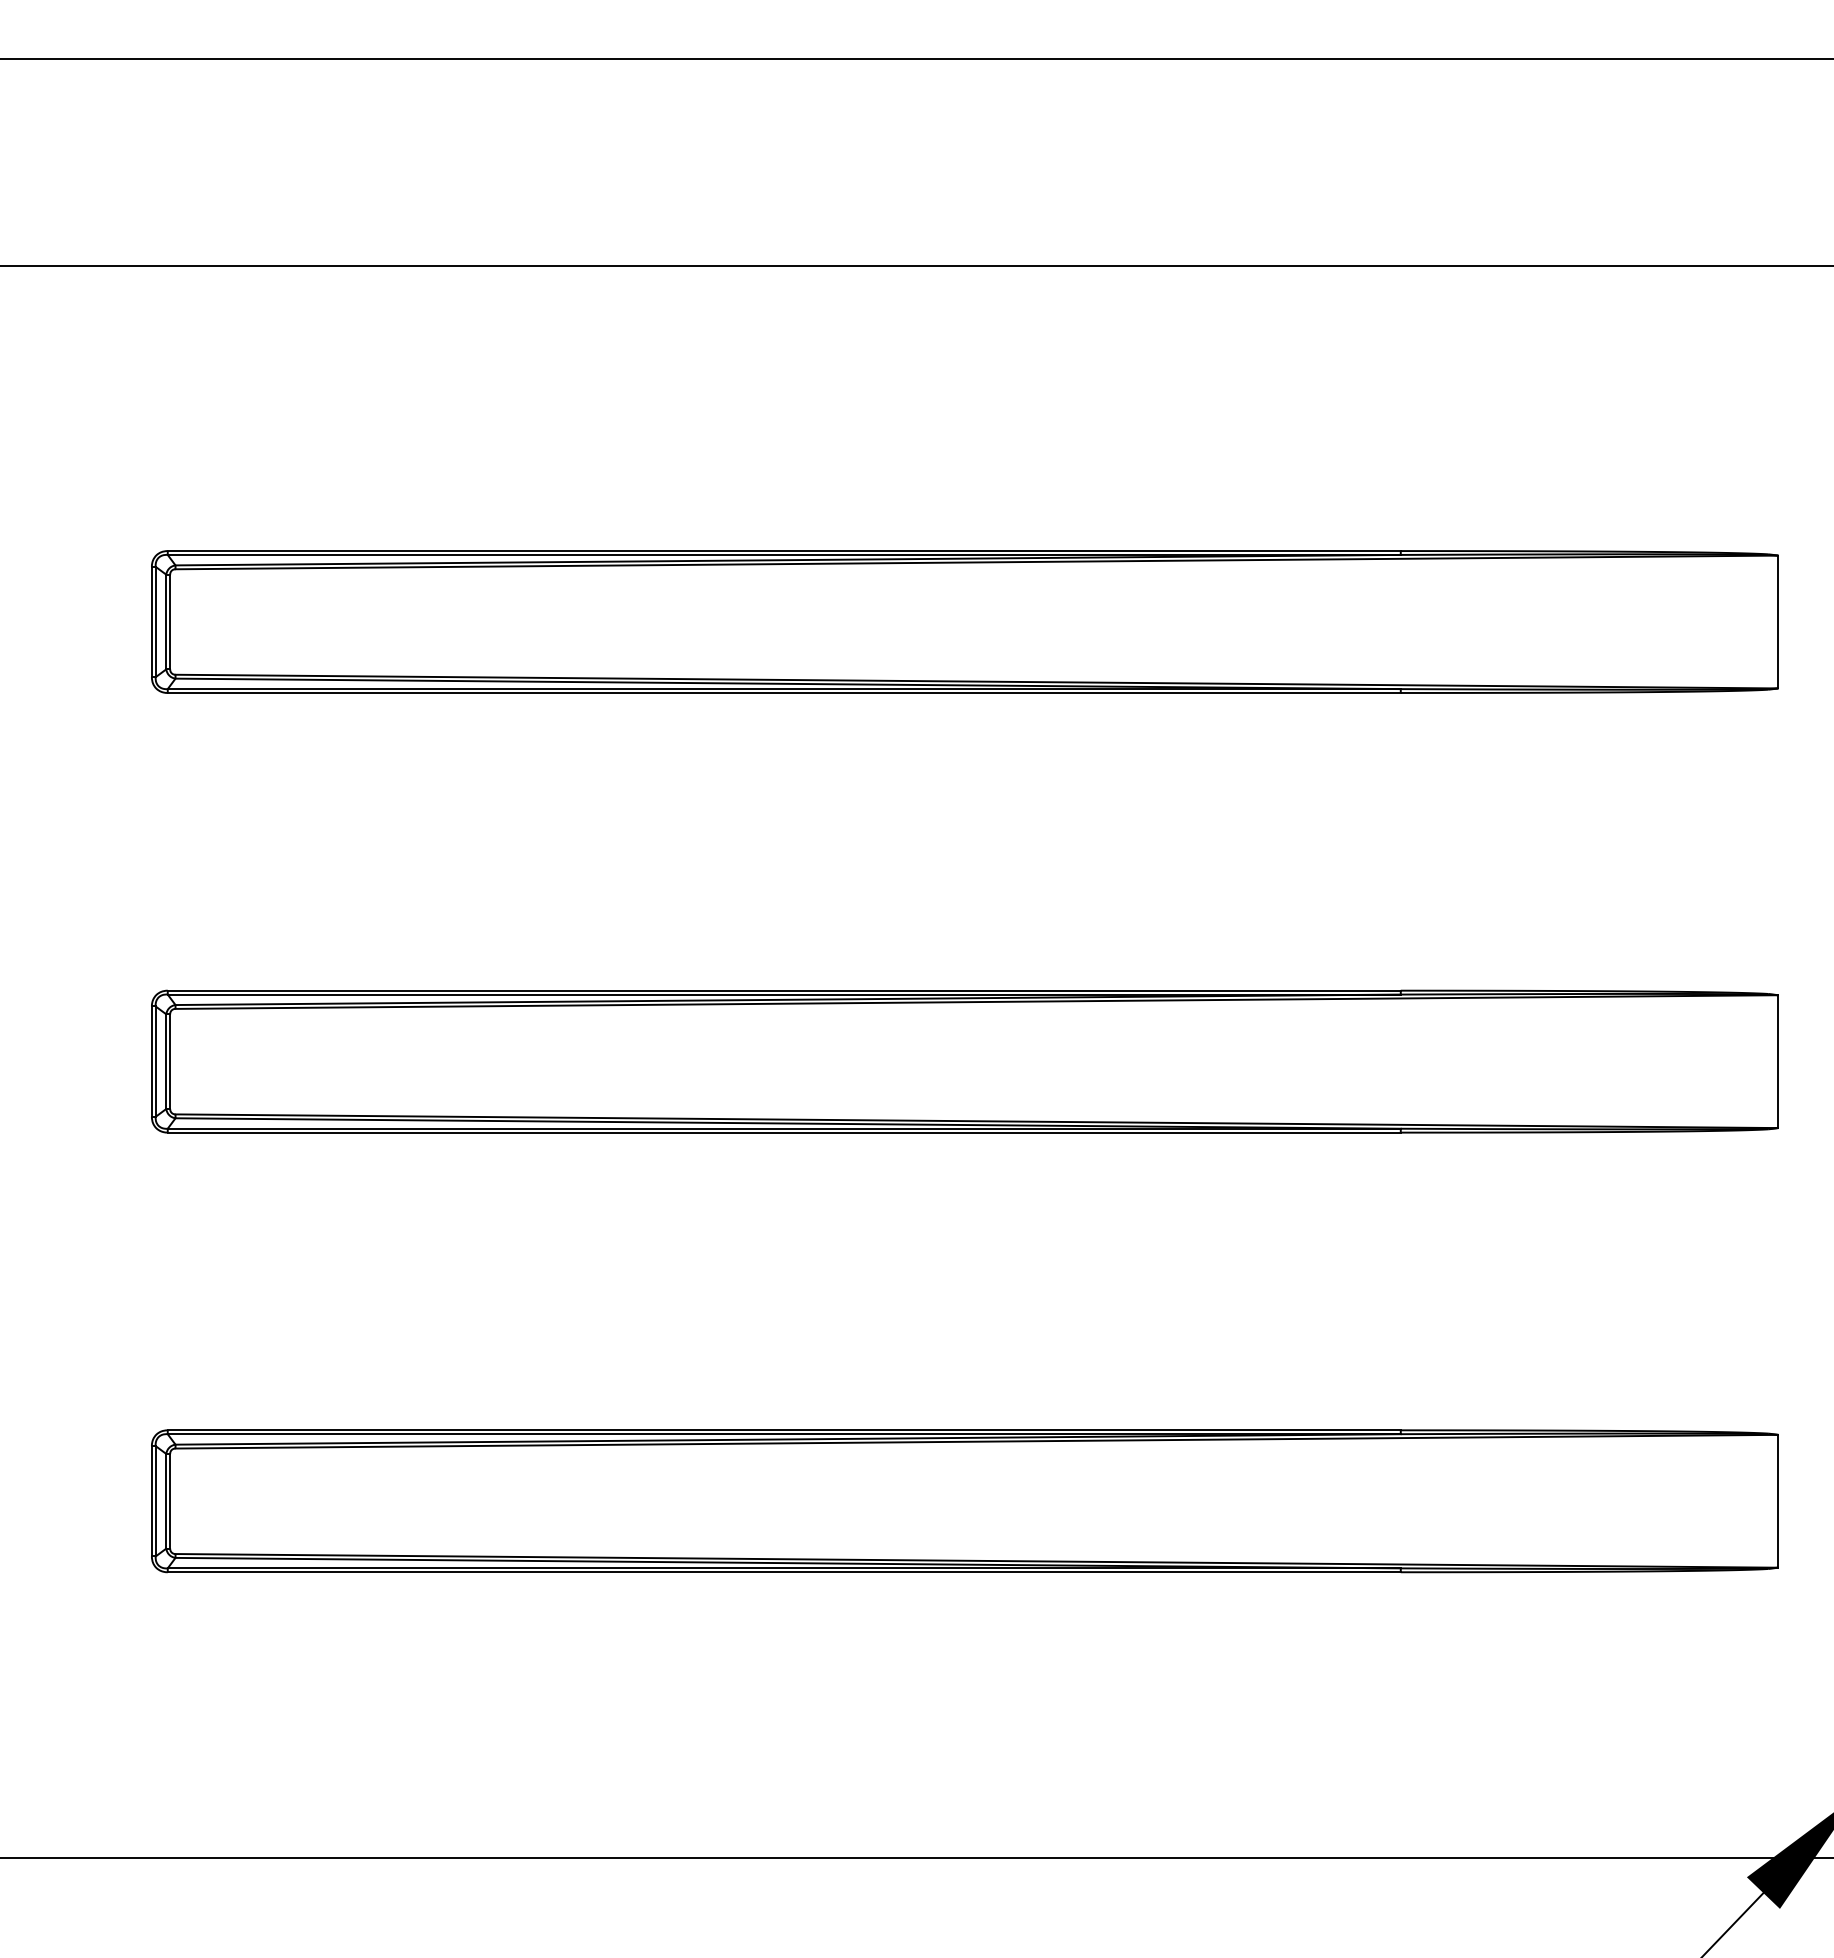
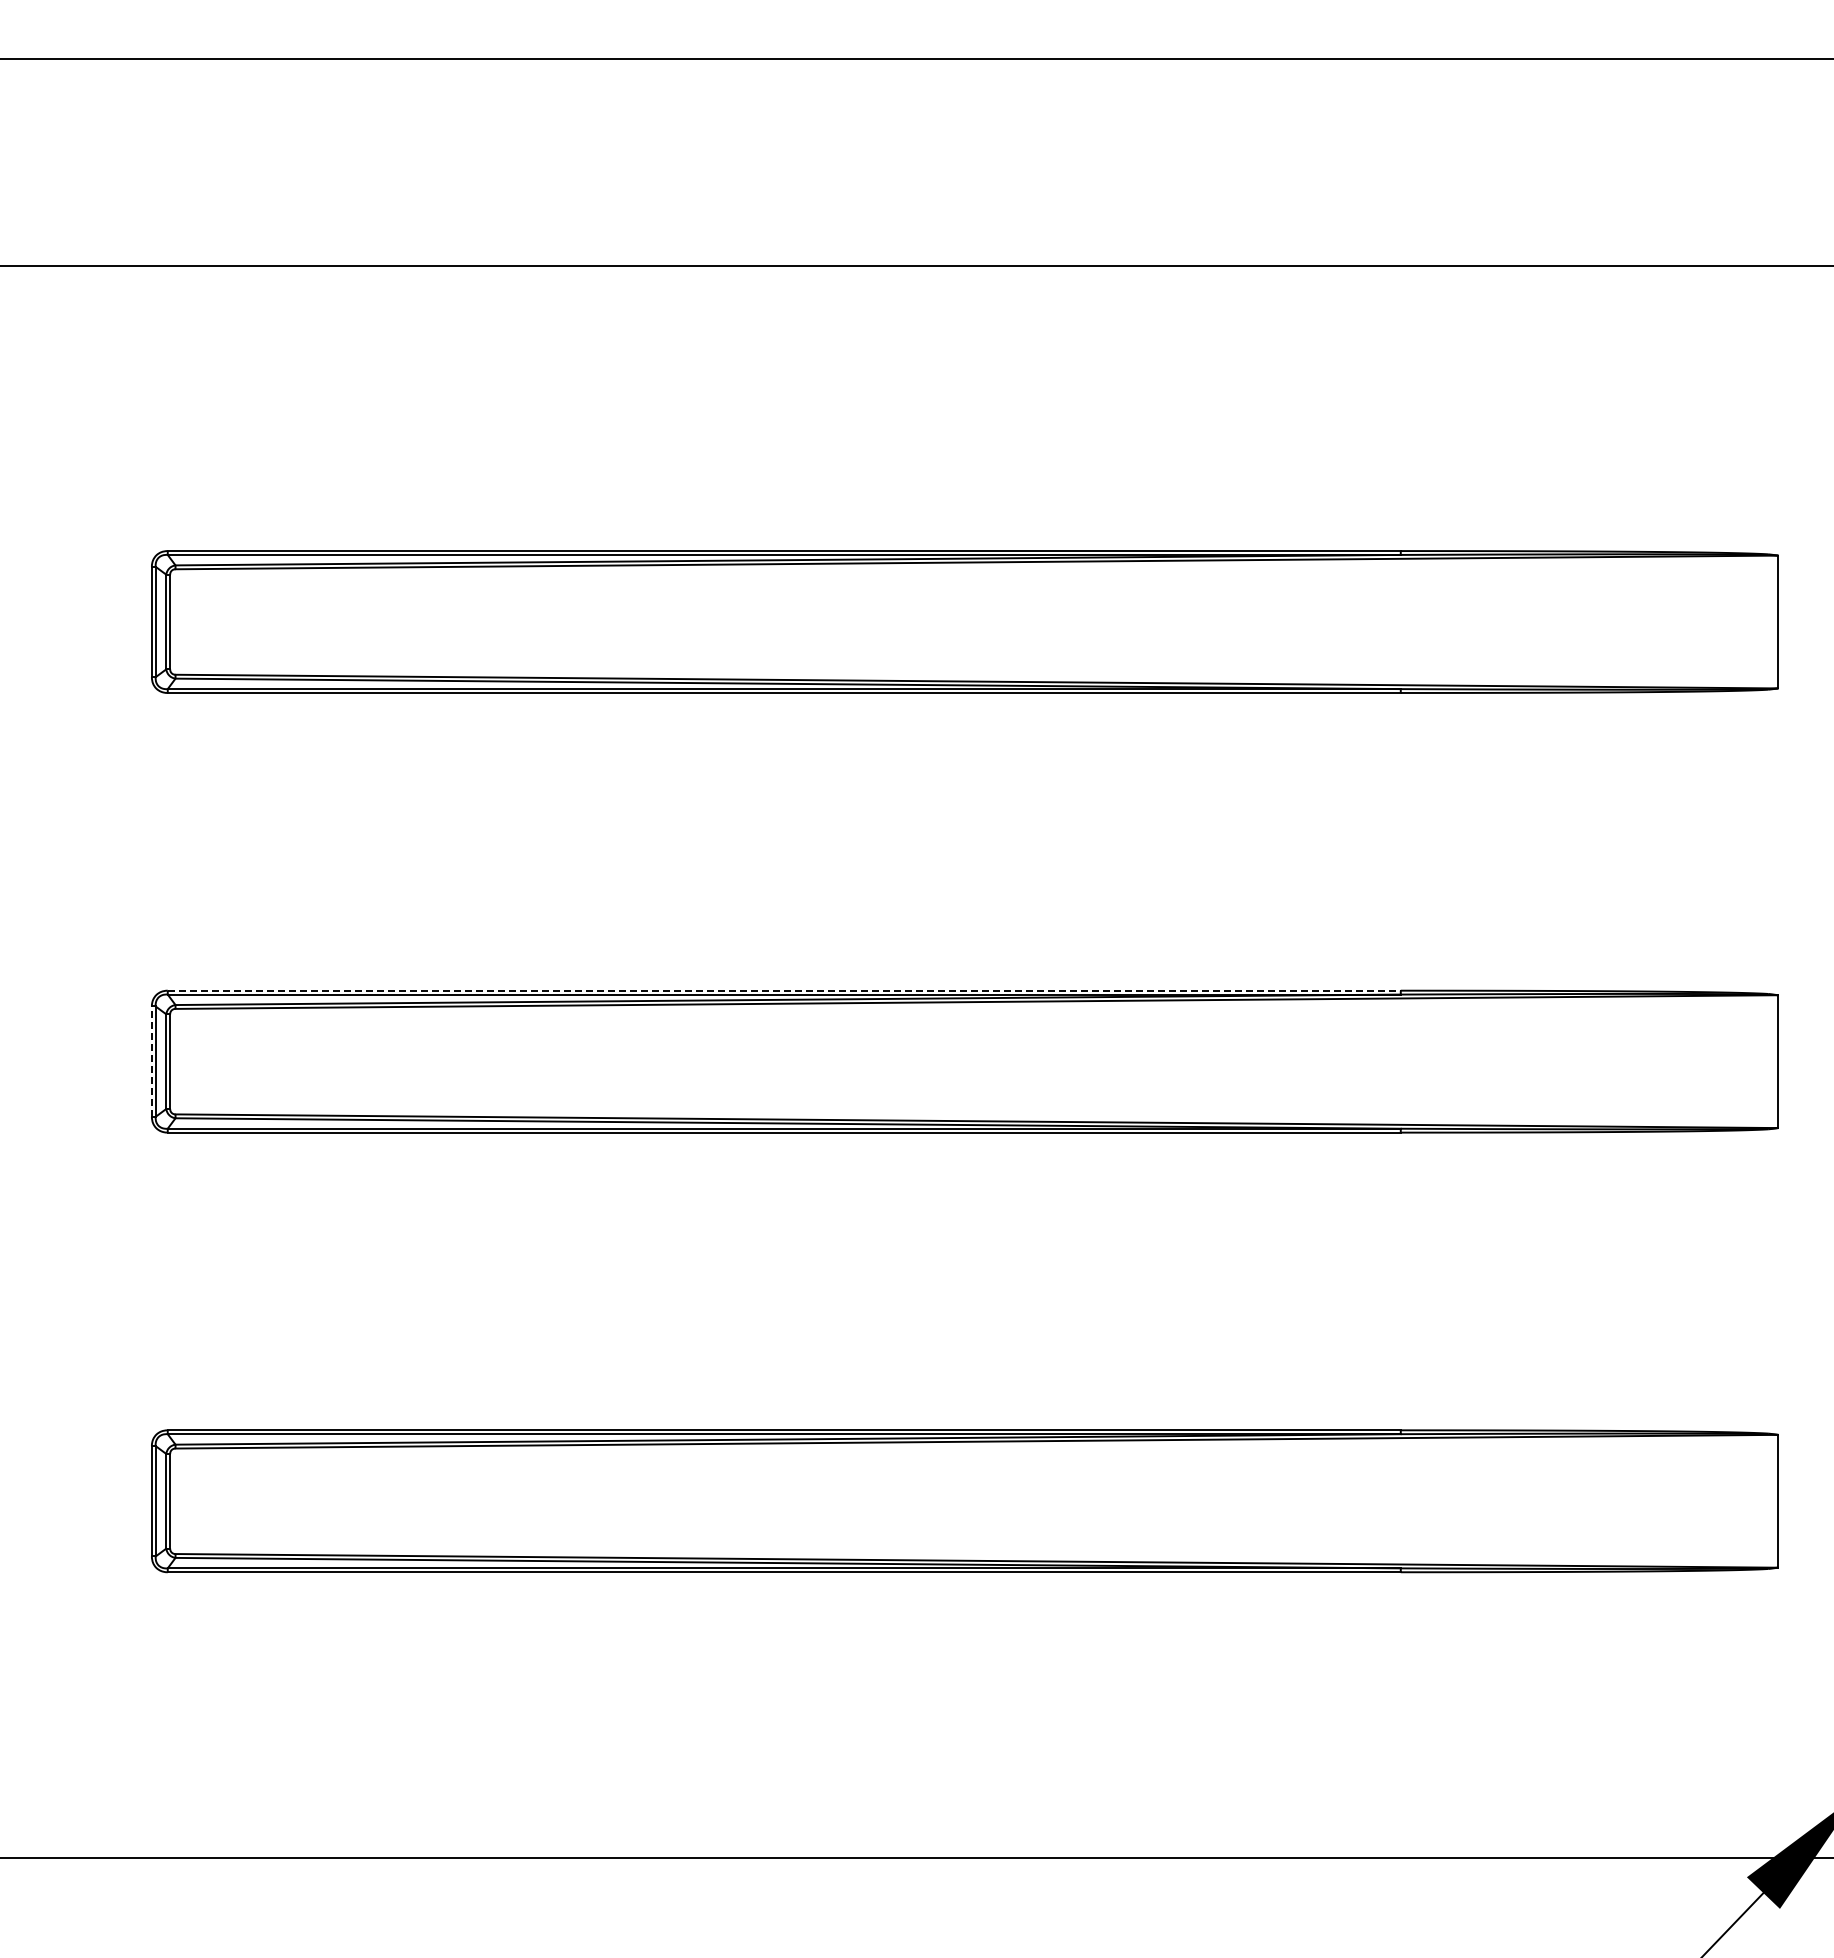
line: solid -> dashed (784, 990)
line: solid -> dashed (151, 1061)
